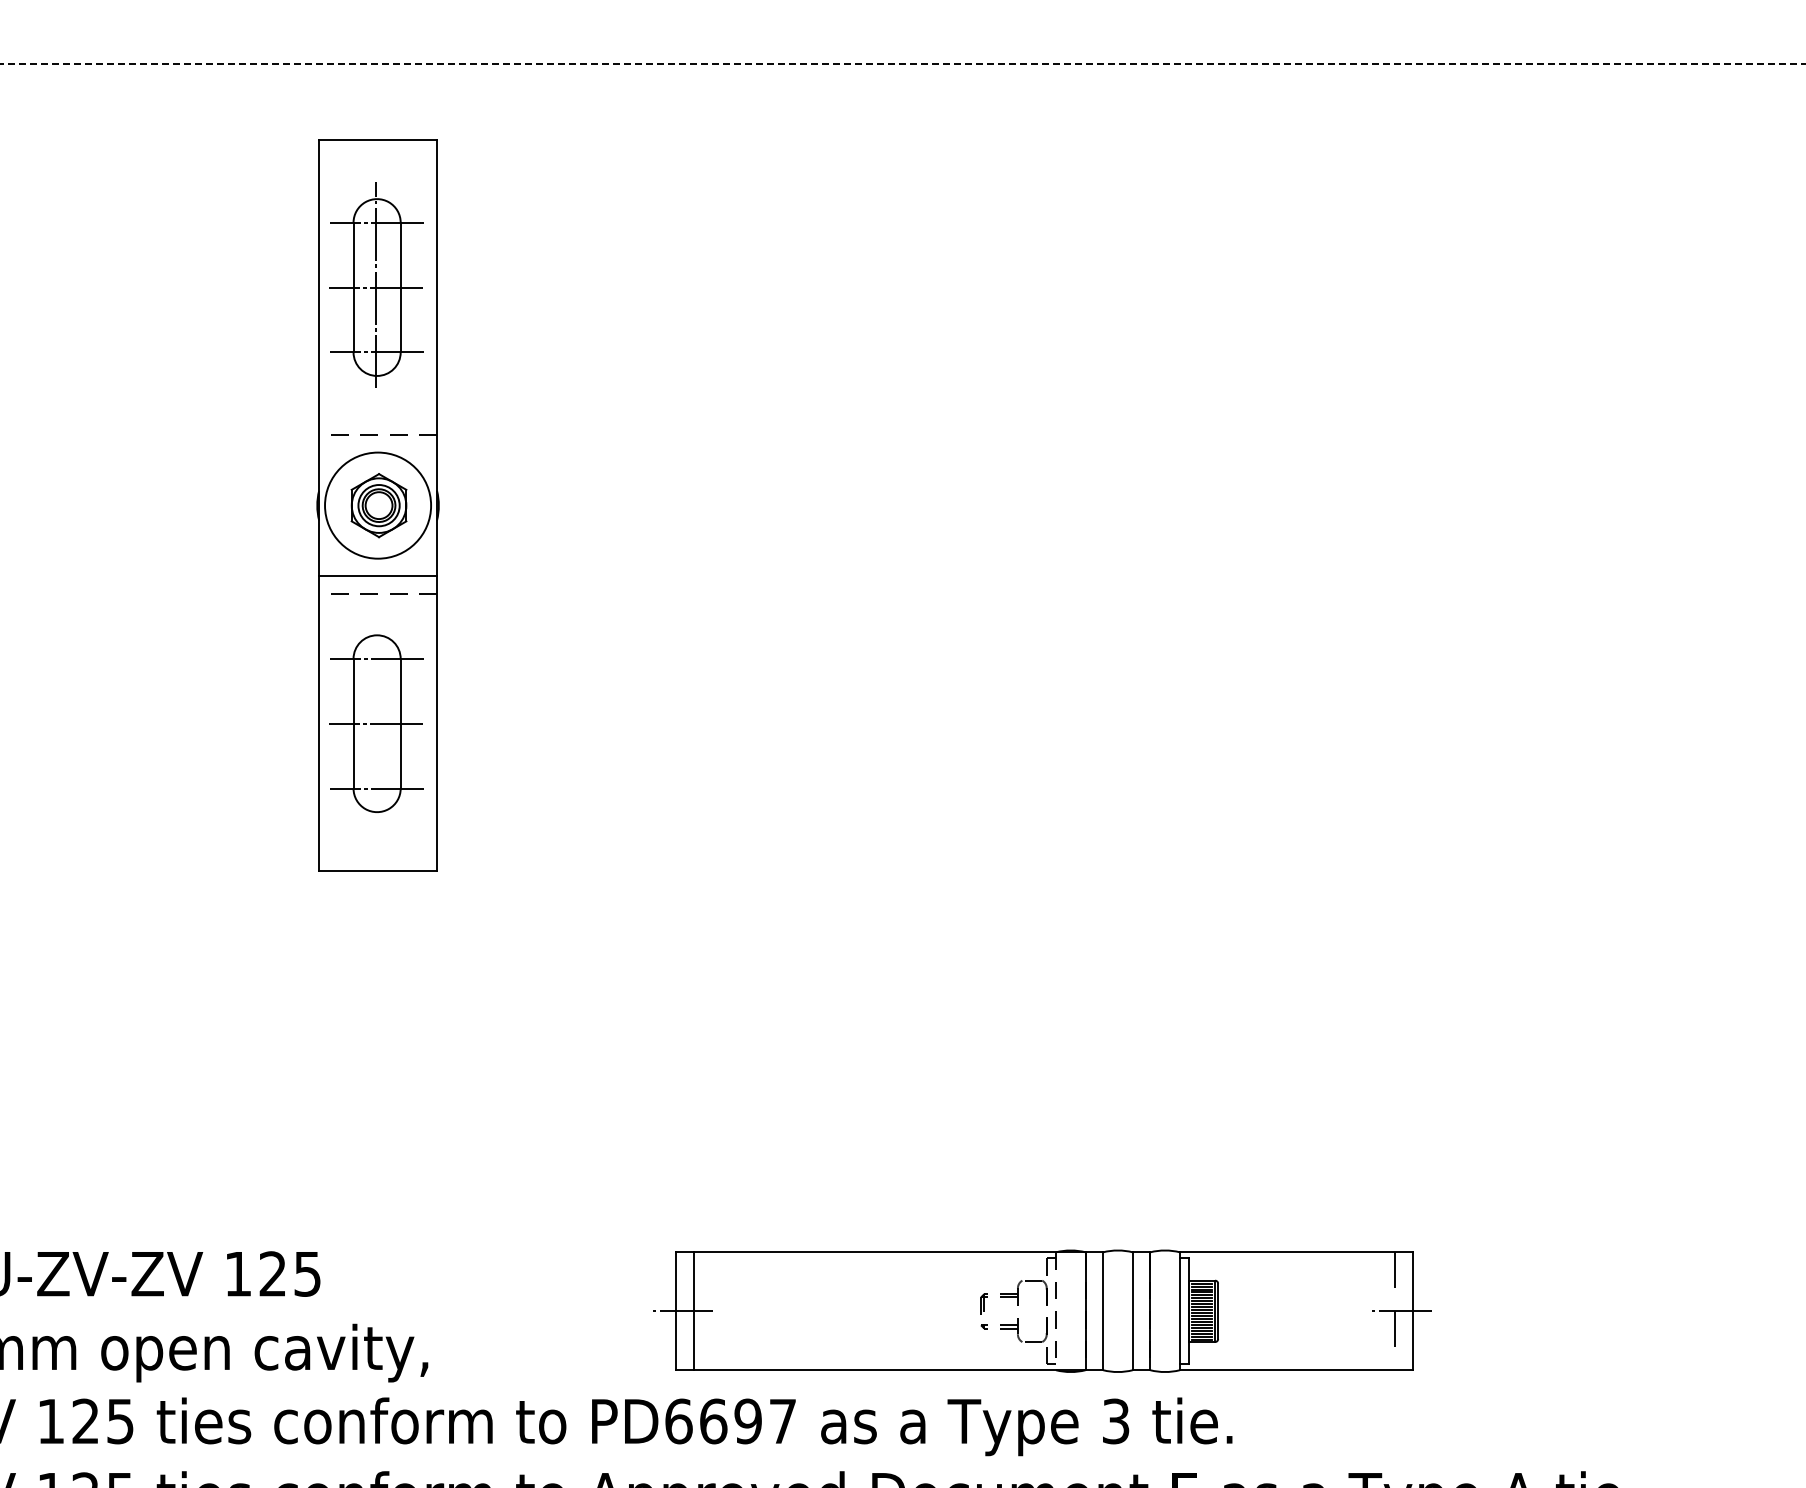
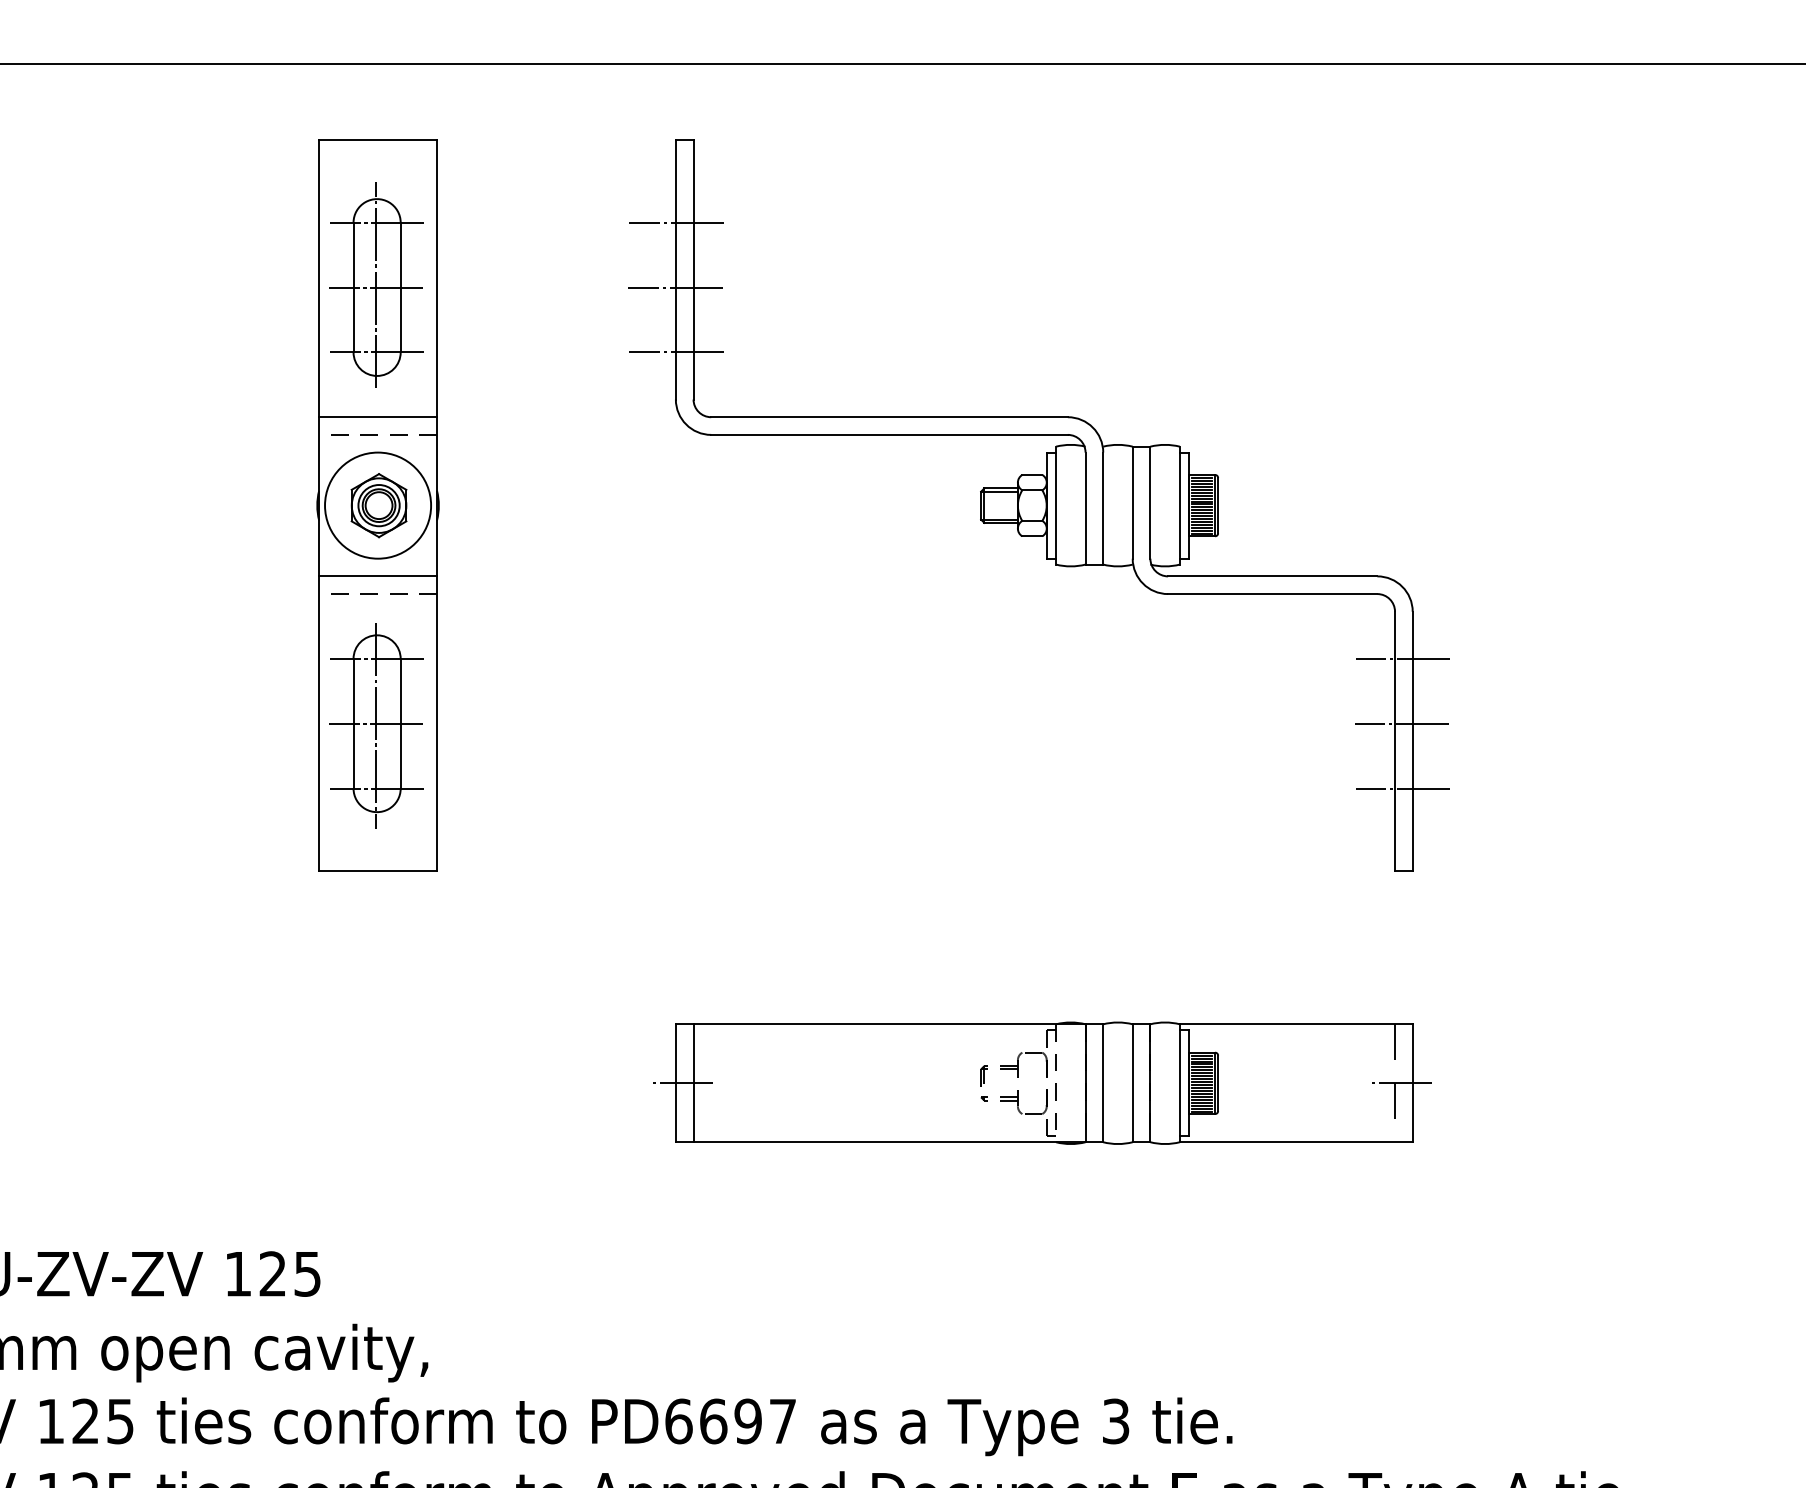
line: dashed -> solid (903, 63)
line: none -> present (378, 417)
part: none -> present (1038, 505)
line: none -> present (376, 725)
part position: (1042, 1310) -> (1042, 1082) (1042, 1082)
